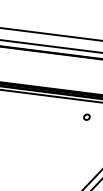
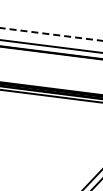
line: solid -> dashed (51, 34)
part: present -> none (86, 116)
